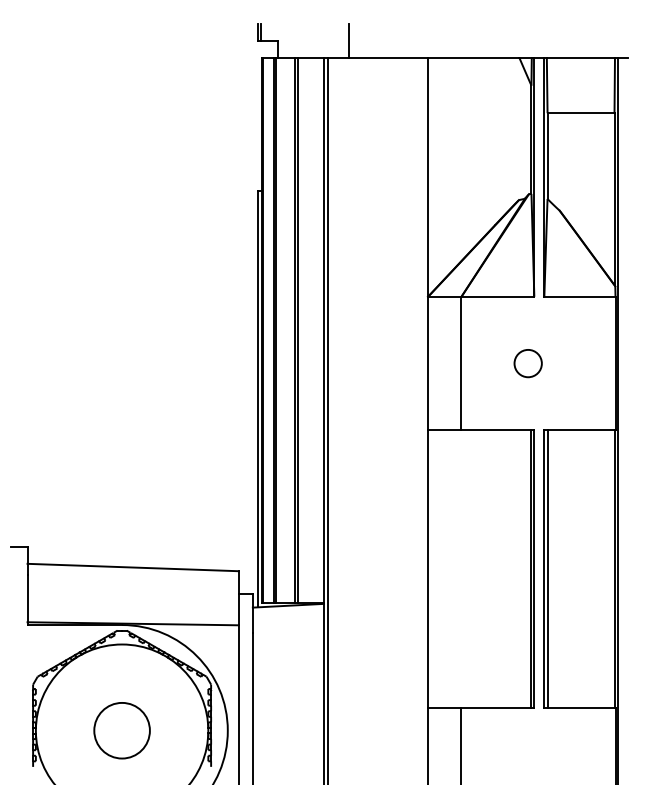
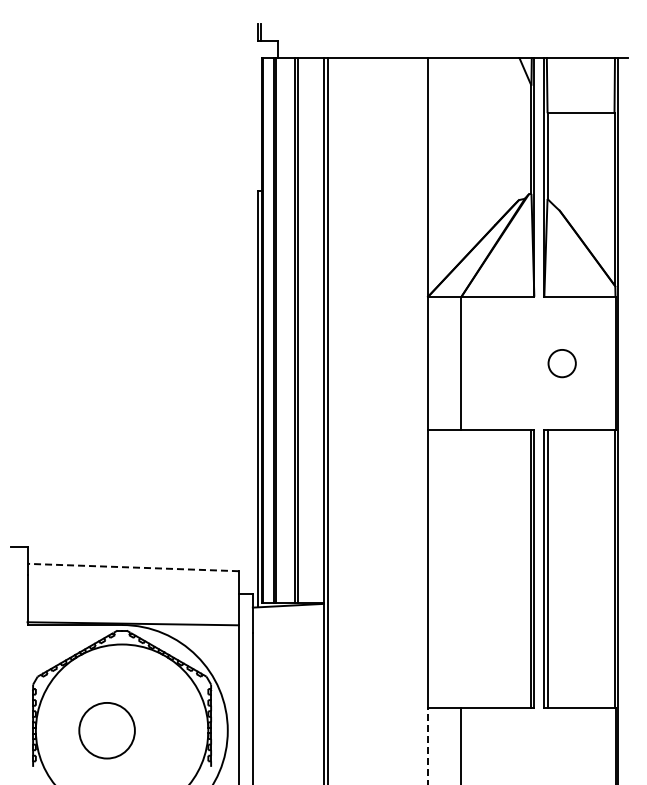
line: present -> none (348, 40)
circle position: (527, 363) -> (561, 363) (561, 363)
line: solid -> dashed (133, 567)
circle position: (121, 730) -> (106, 730) (106, 730)
line: solid -> dashed (428, 746)
